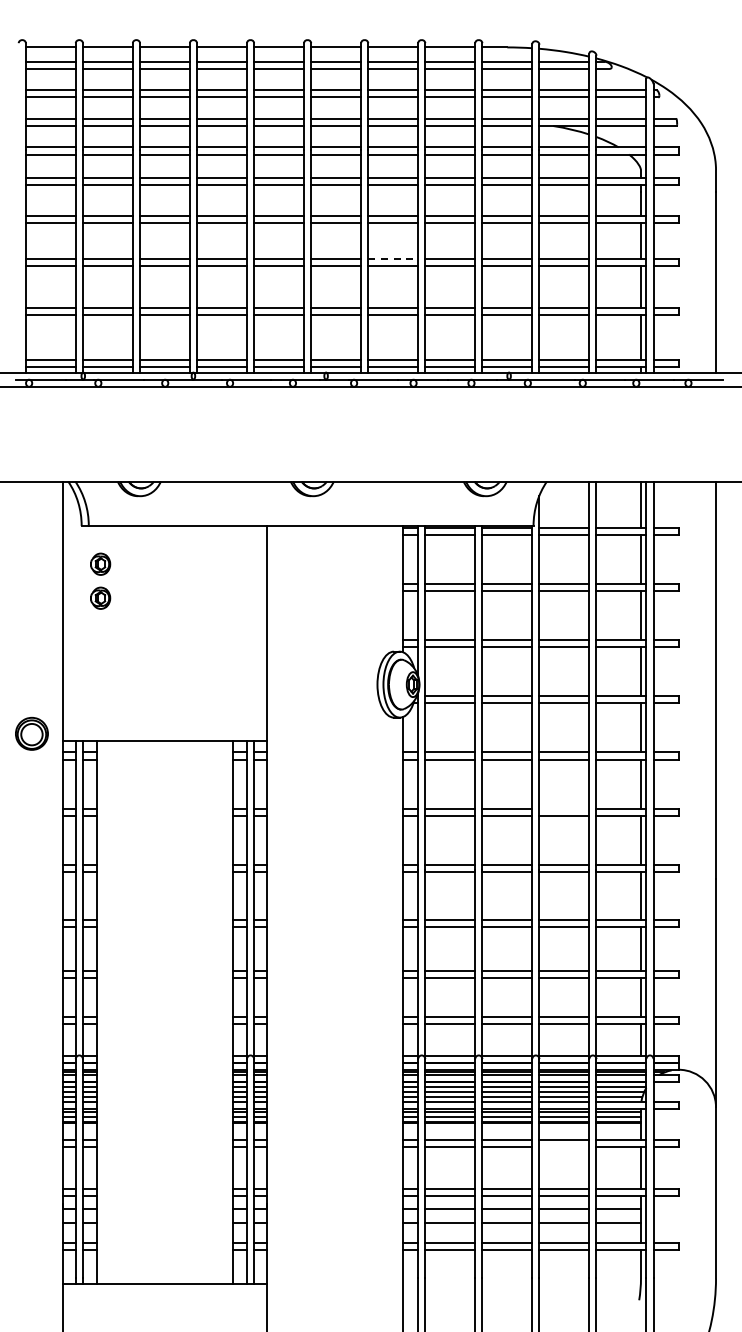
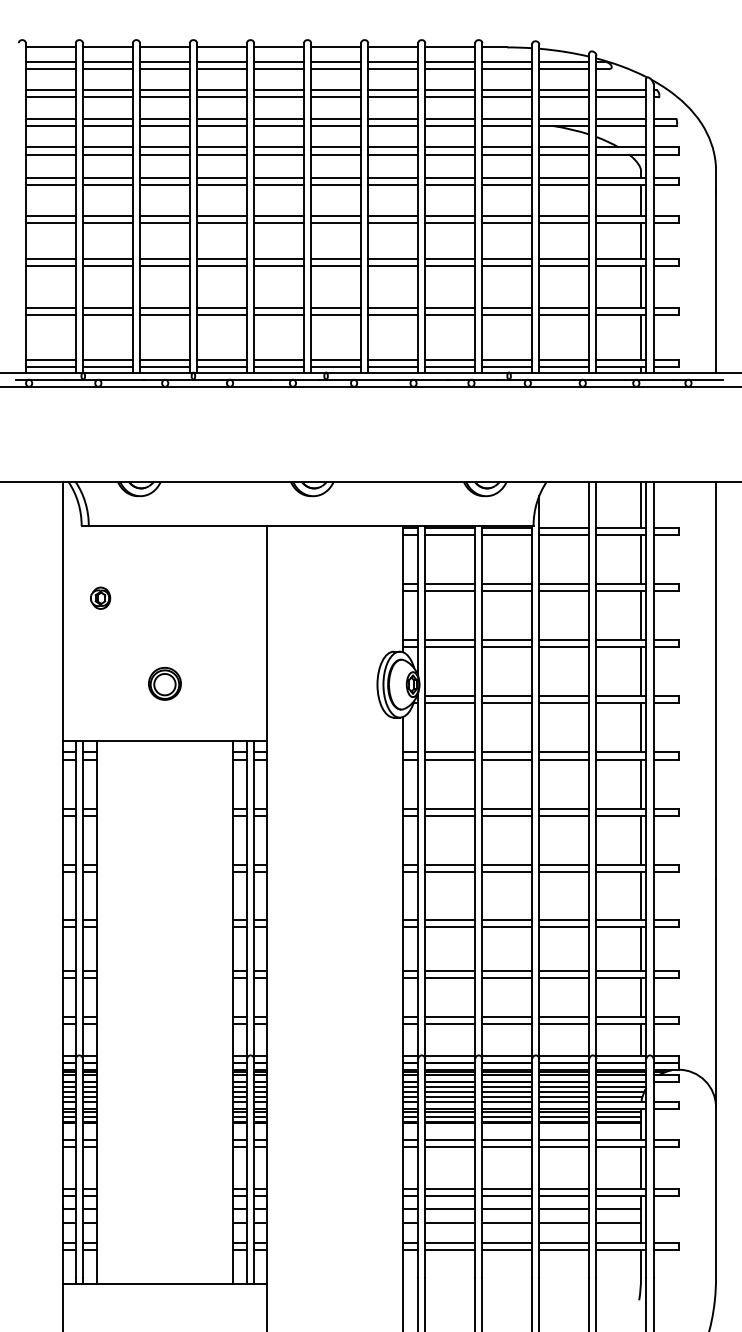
line: dashed -> solid (393, 259)
part: present -> none (100, 563)
part position: (31, 733) -> (164, 683) (164, 683)
line: none -> present (564, 808)
line: none -> present (564, 1147)
